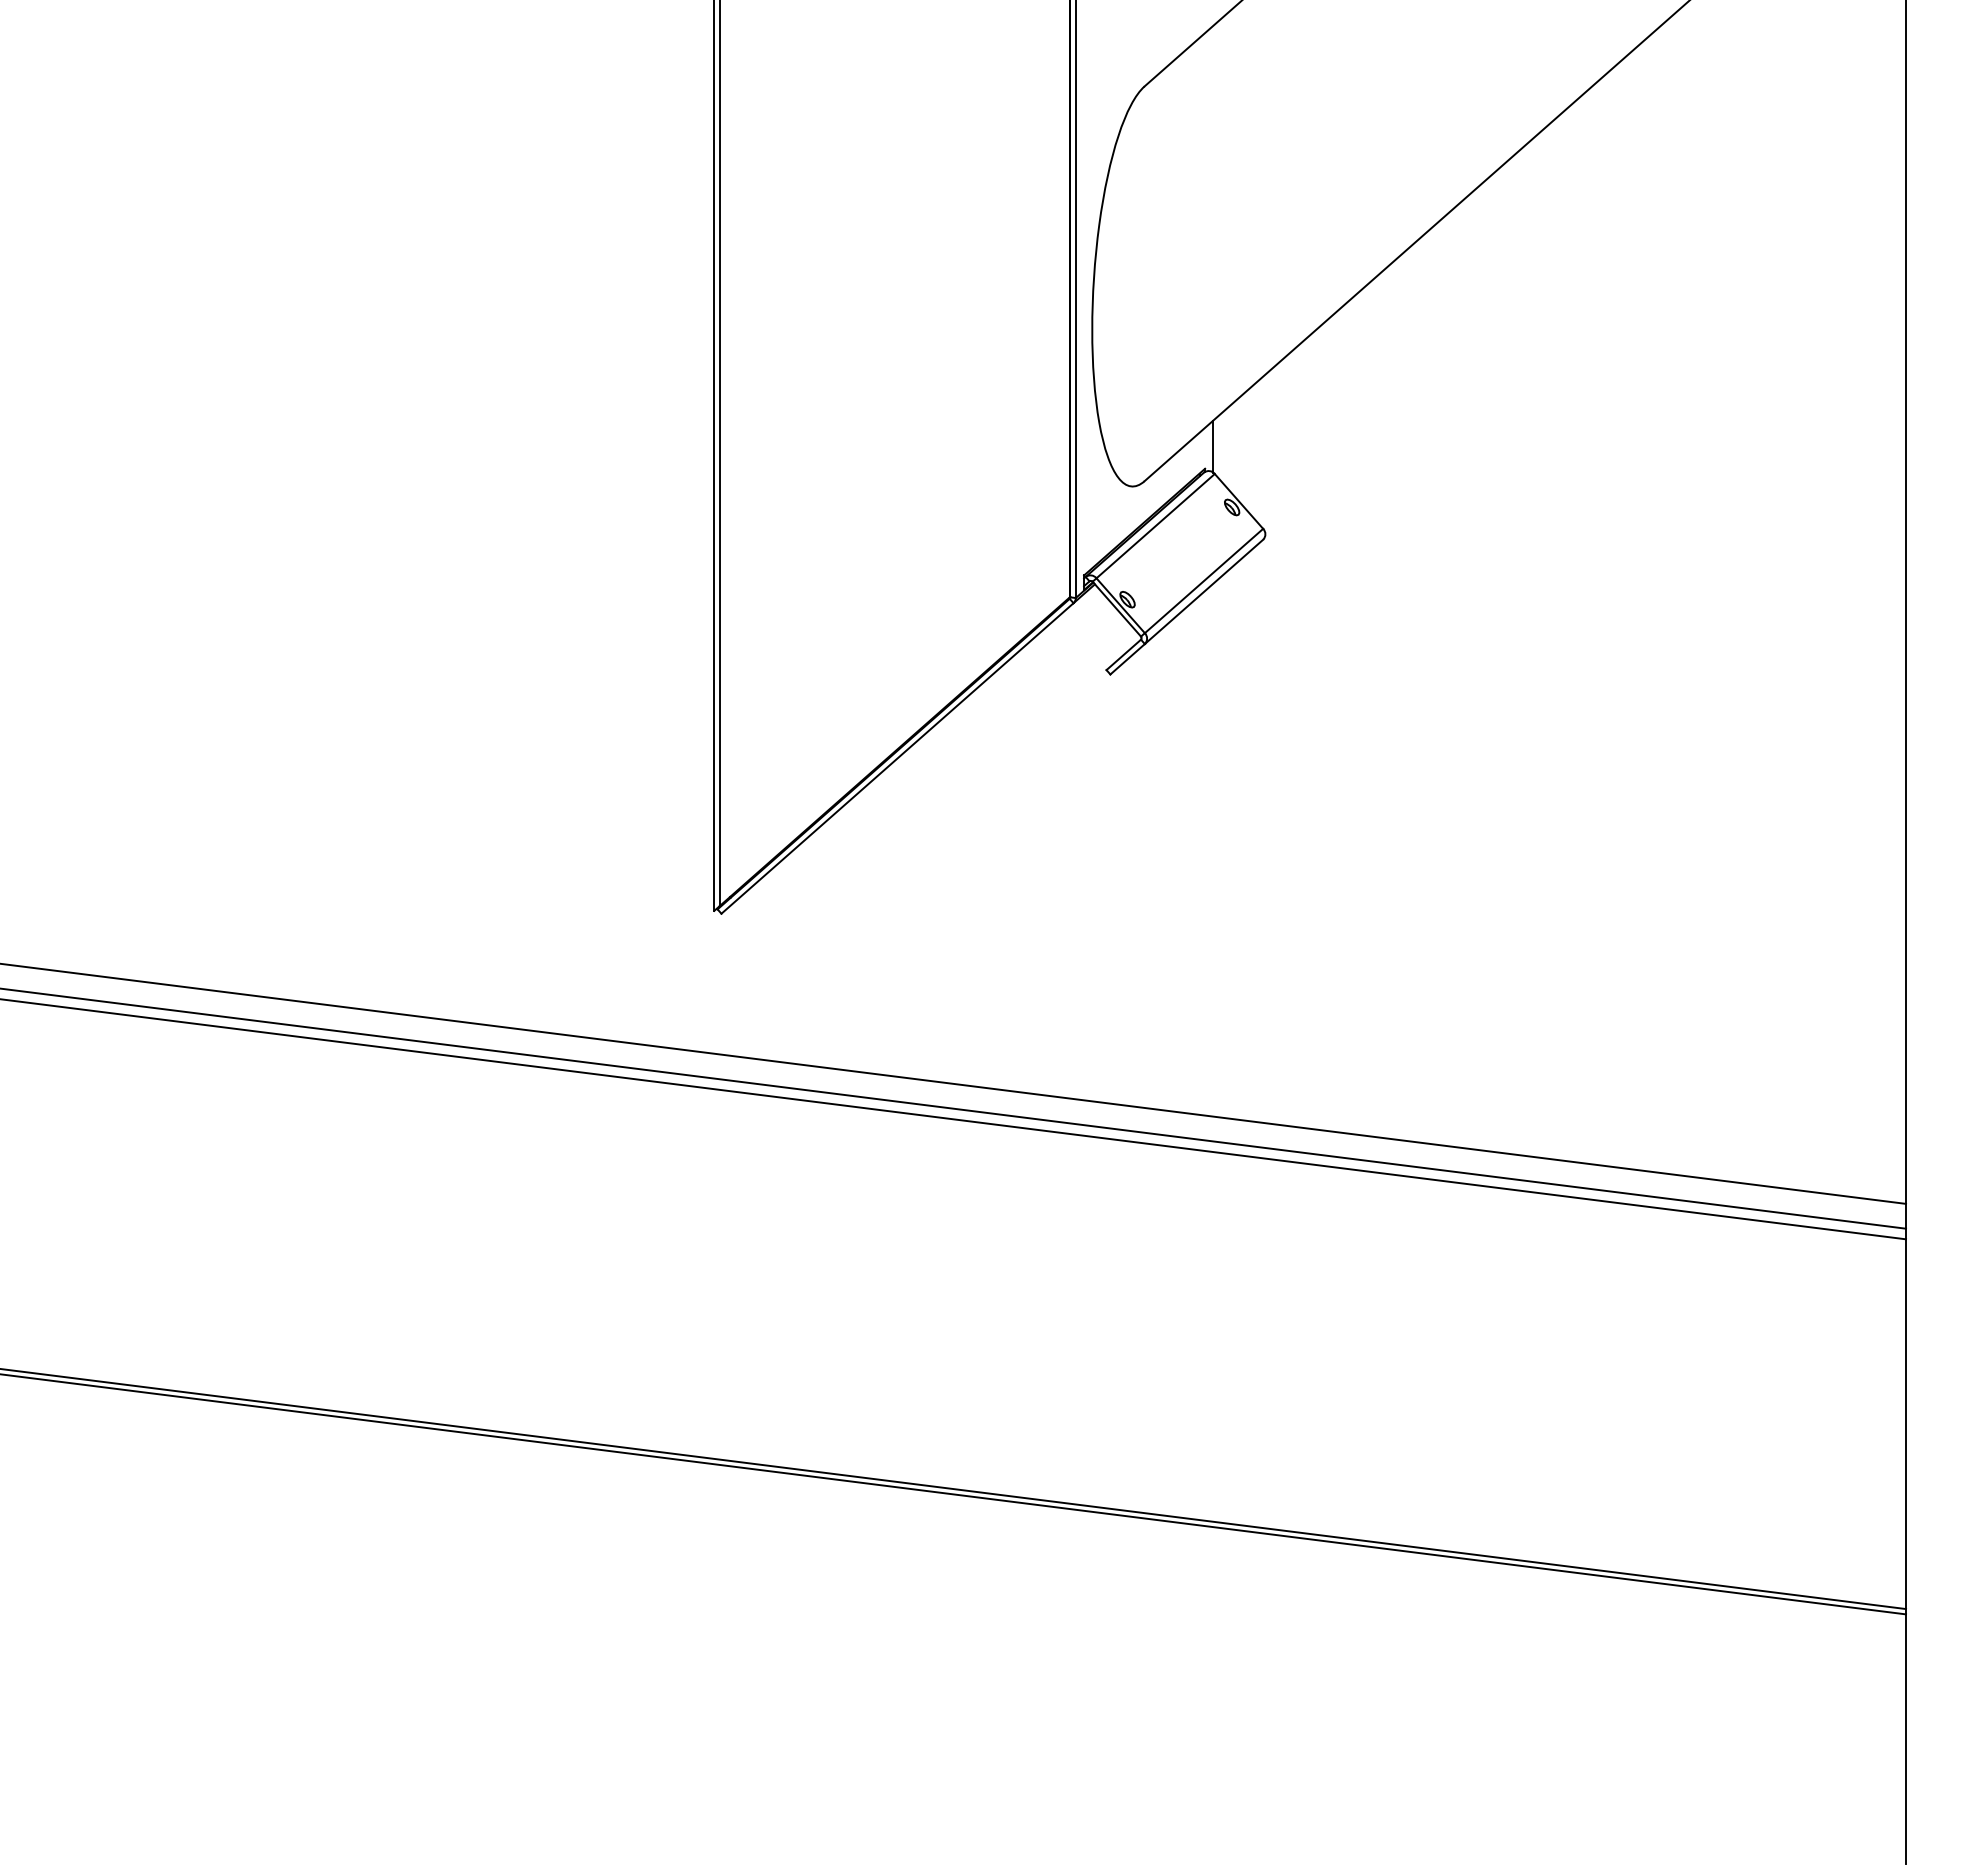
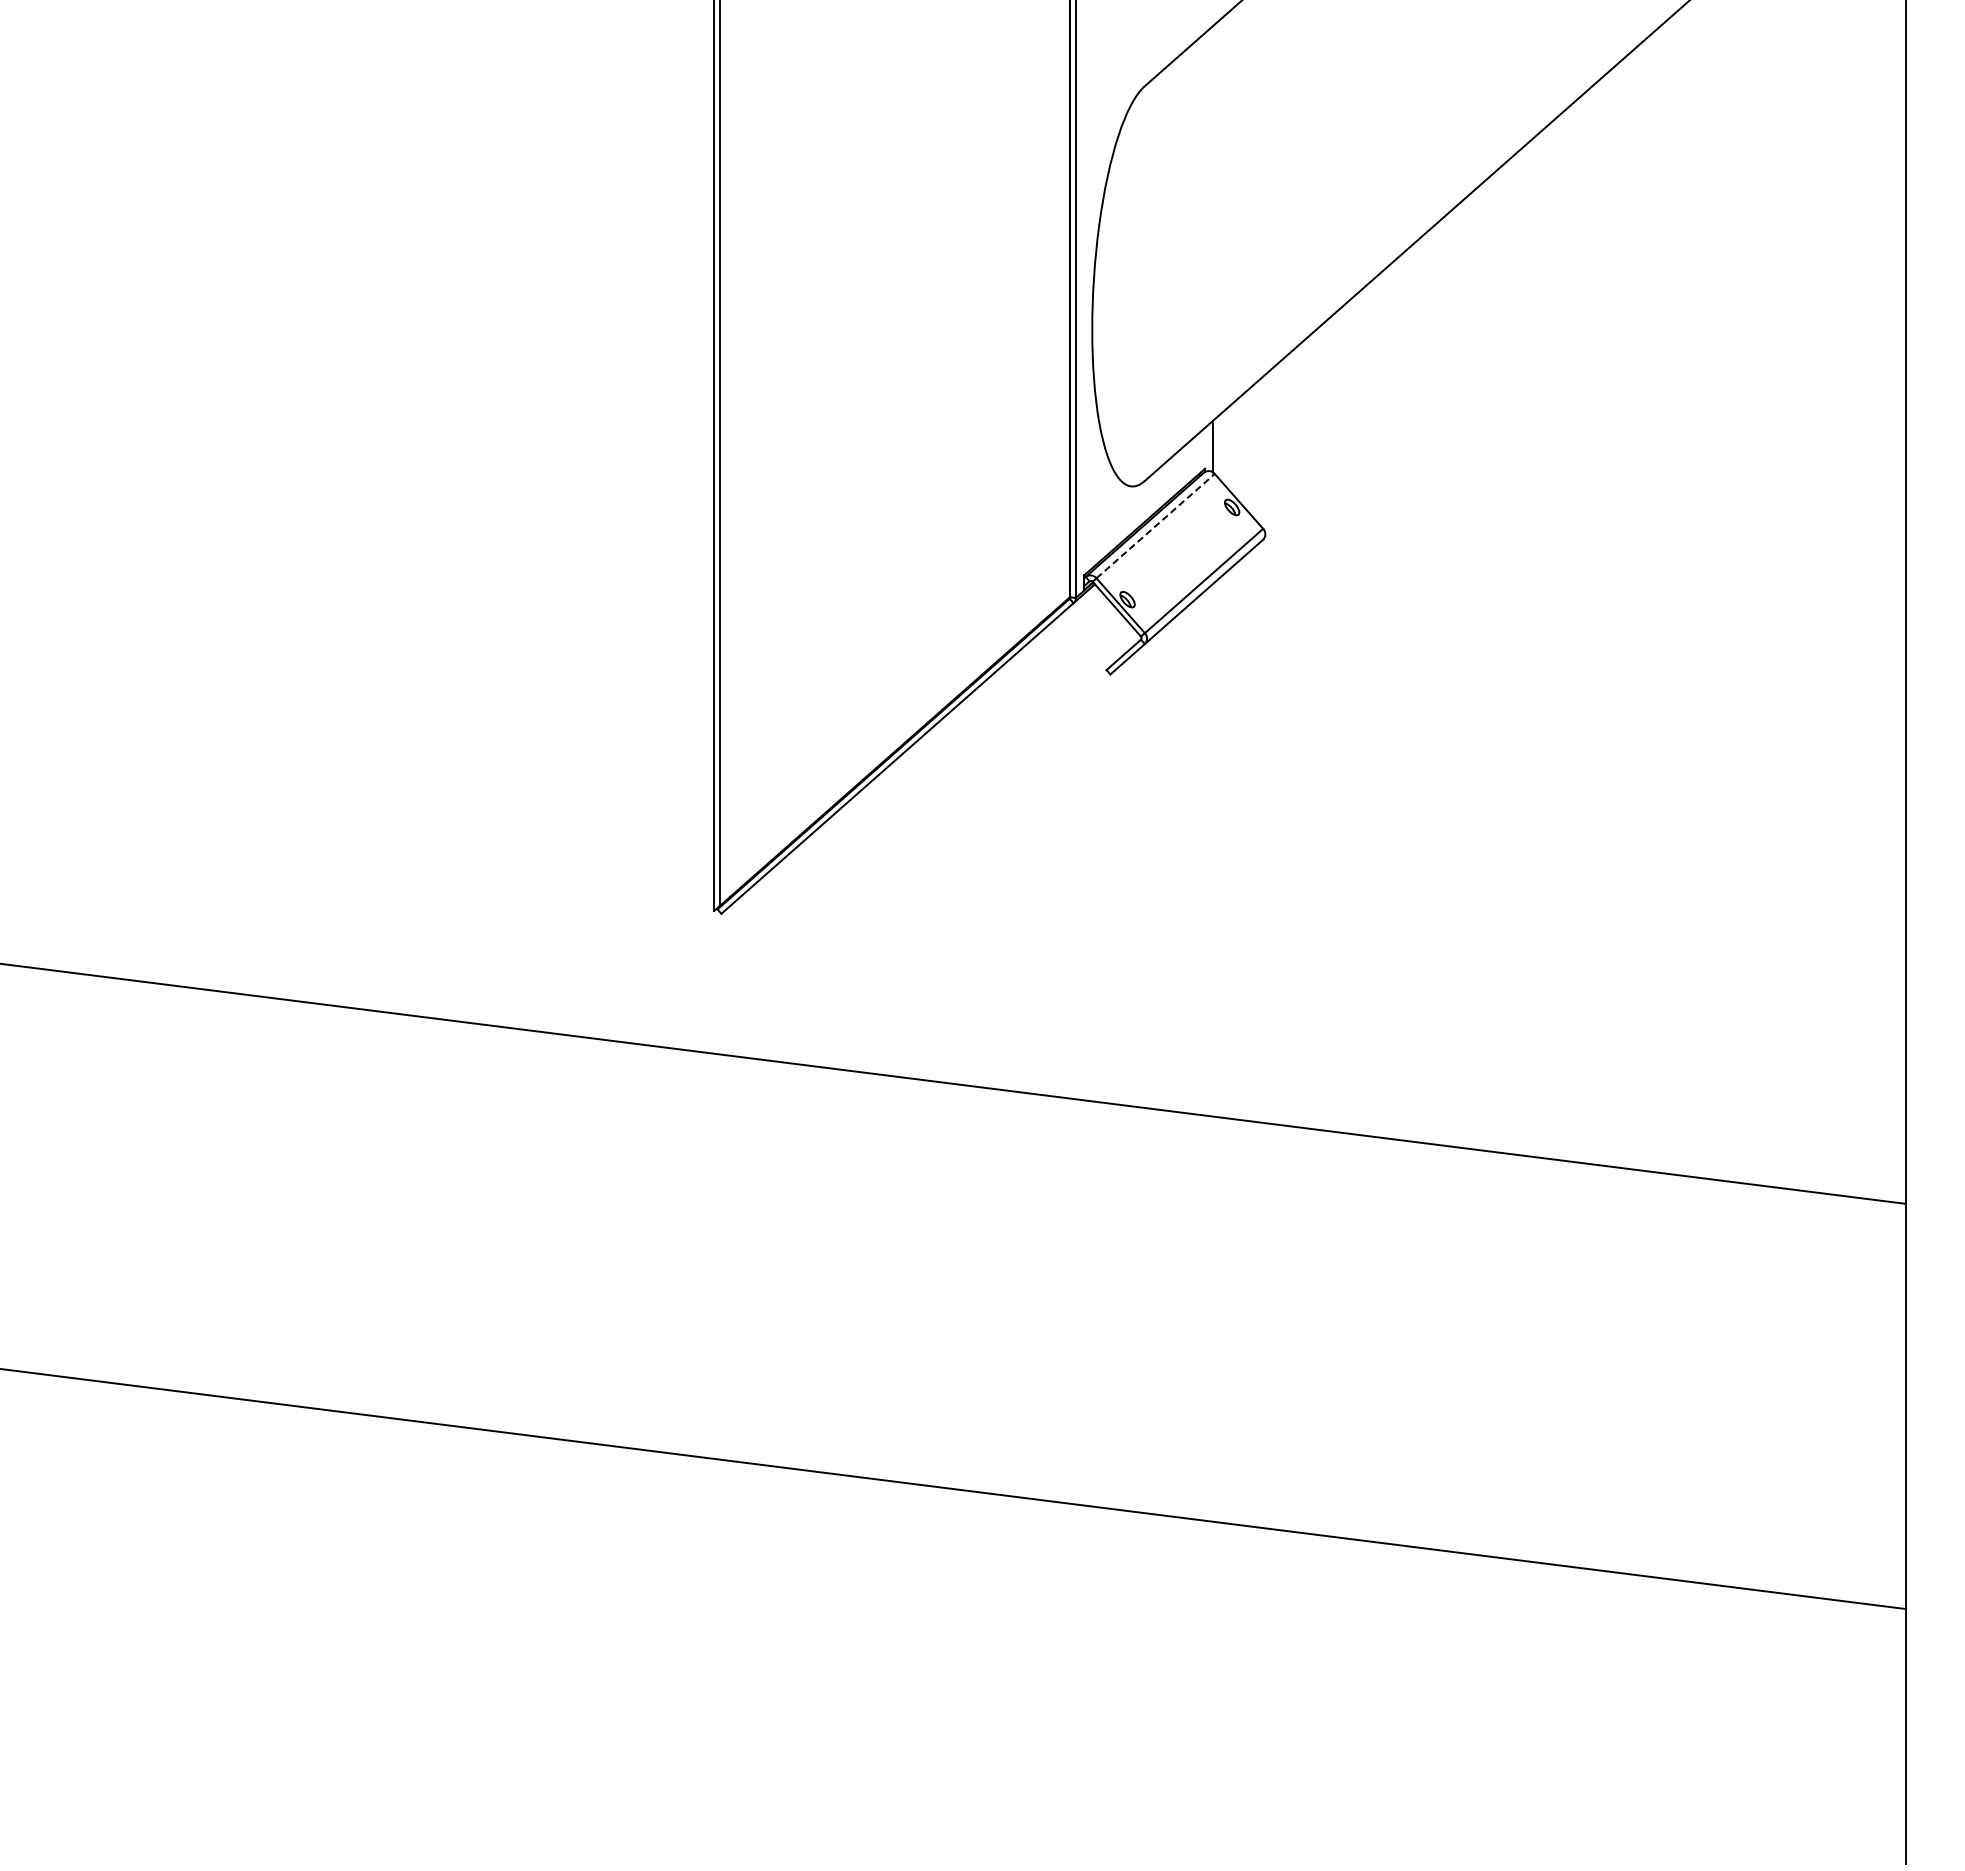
line: solid -> dashed (1155, 526)
line: present -> none (954, 1108)
line: present -> none (954, 1119)
line: present -> none (954, 1494)
